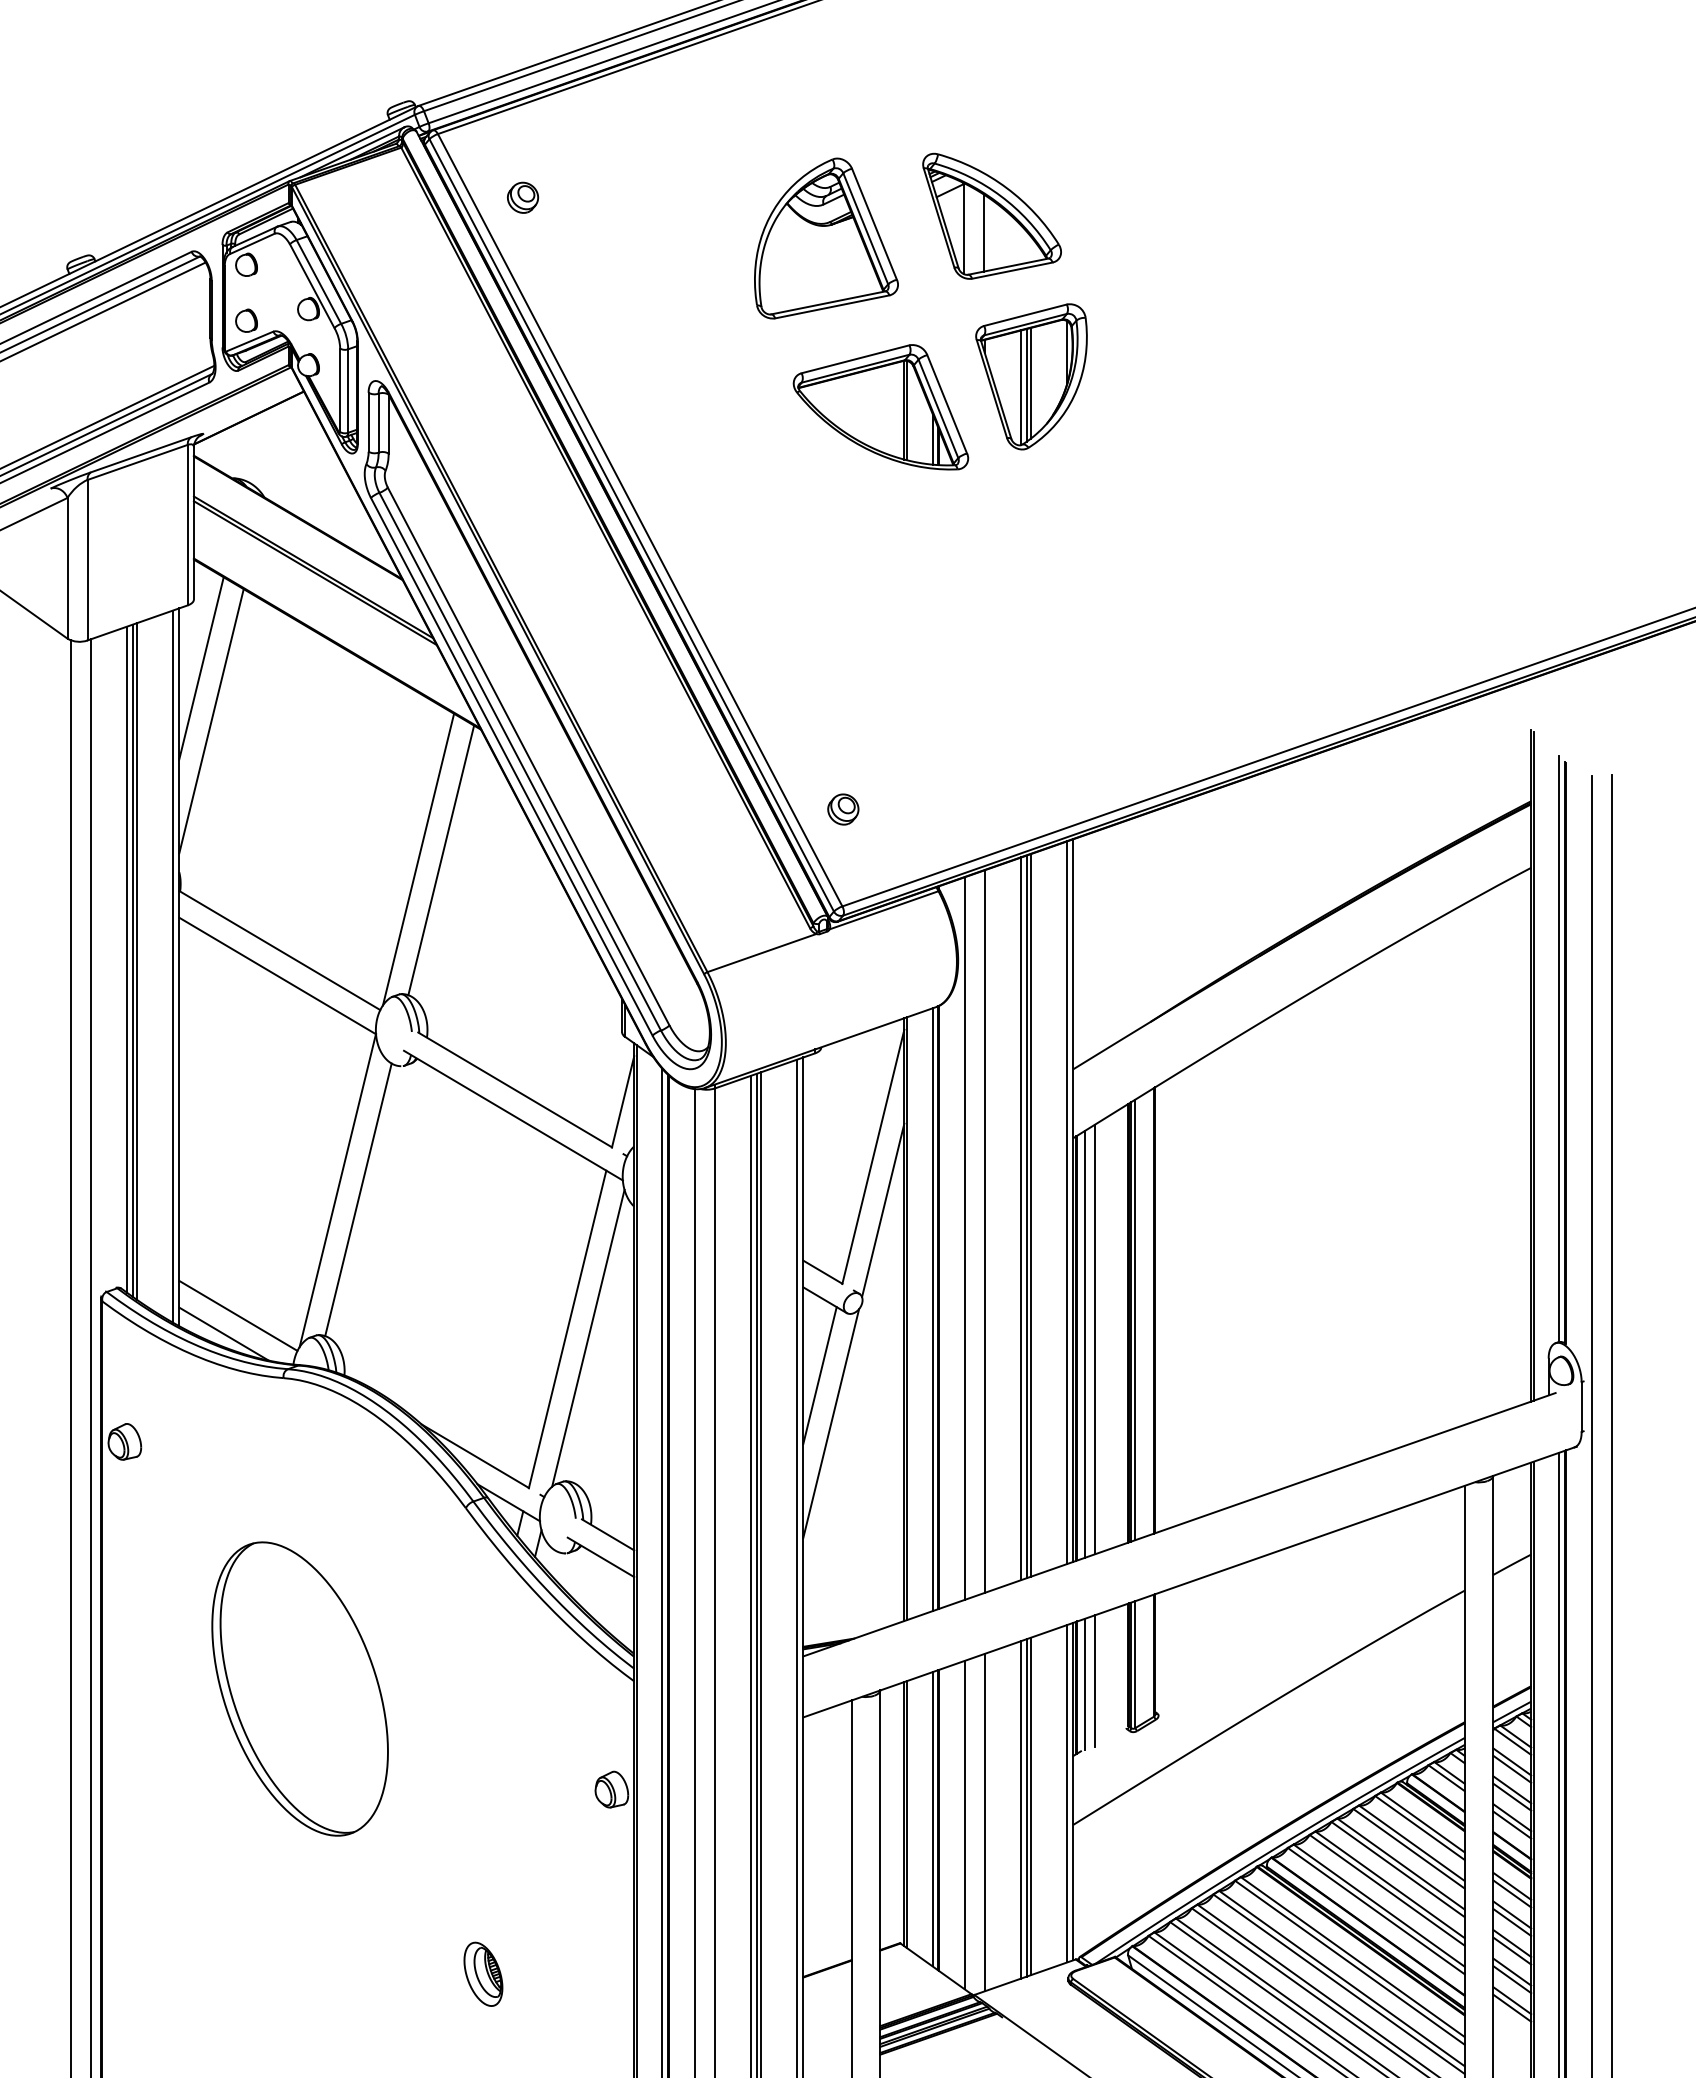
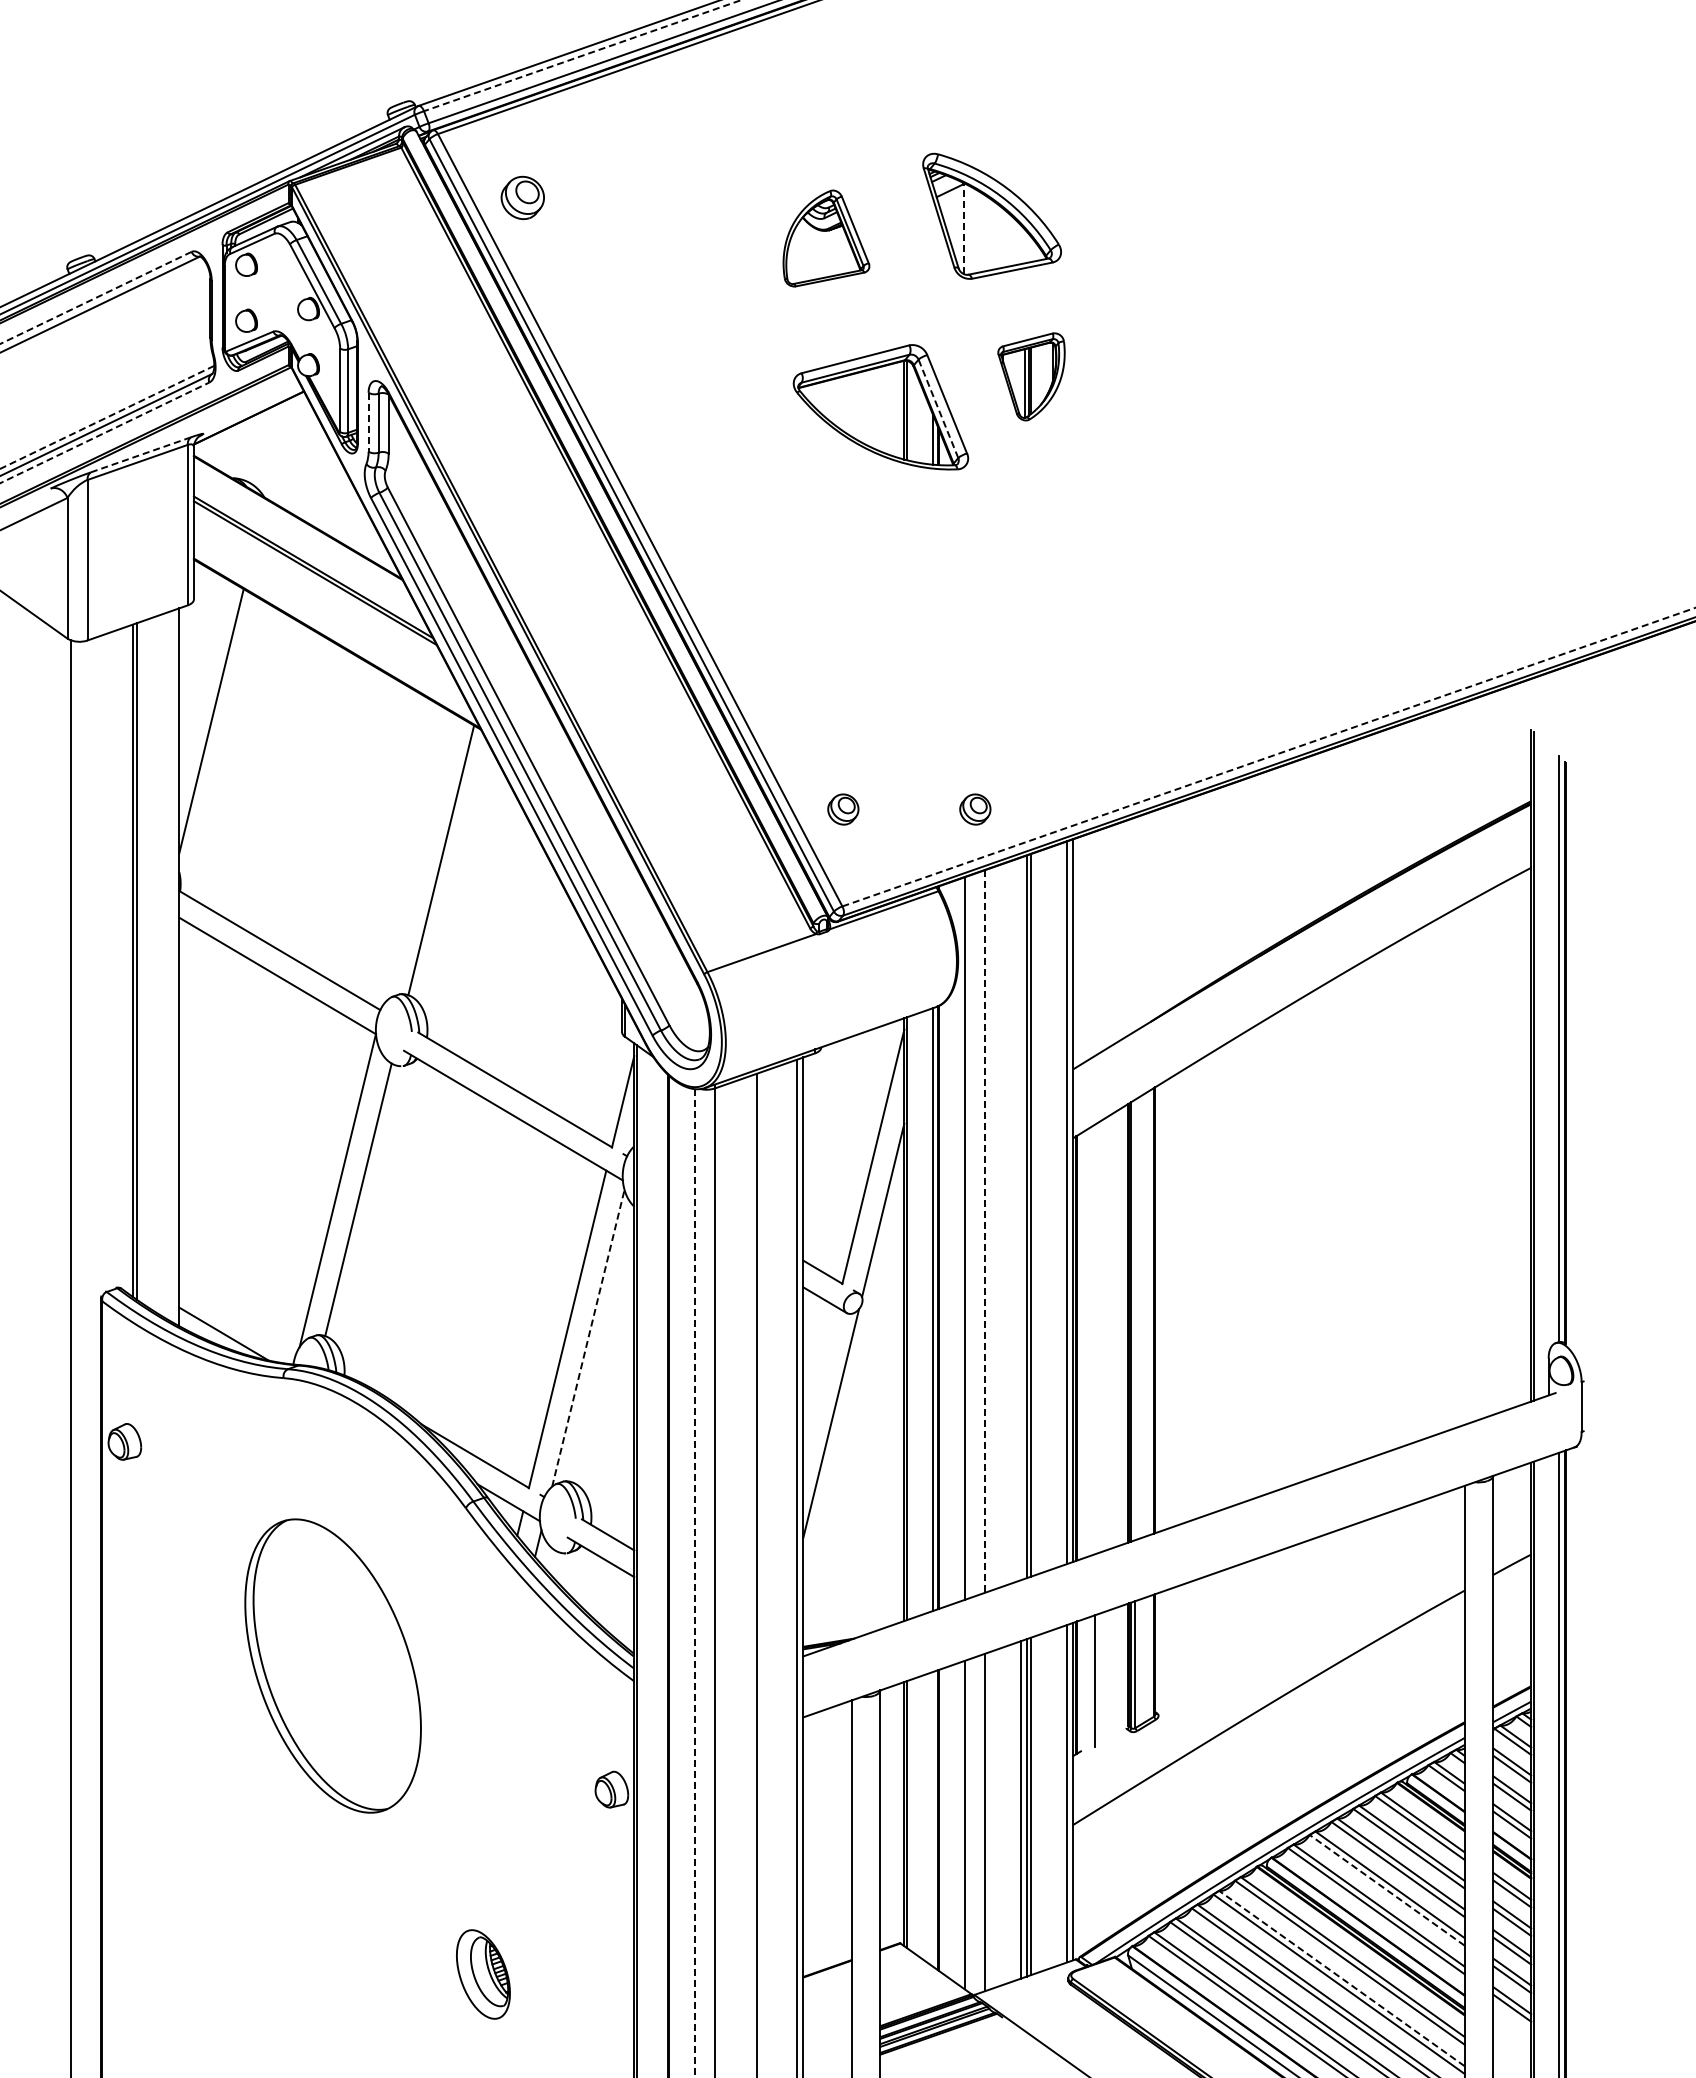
line: solid -> dashed (582, 55)
part size: 33x33 px -> 45x45 px (522, 197)
line: solid -> dashed (963, 229)
line: present -> none (983, 232)
part size: 145x163 px -> 89x99 px (826, 238)
line: solid -> dashed (96, 297)
line: present -> none (103, 311)
part size: 113x148 px -> 69x90 px (1031, 376)
line: solid -> dashed (938, 408)
line: solid -> dashed (107, 417)
line: solid -> dashed (368, 422)
line: solid -> dashed (105, 432)
line: solid -> dashed (140, 455)
line: present -> none (201, 668)
line: solid -> dashed (1269, 756)
part: none -> present (975, 809)
line: present -> none (418, 859)
line: present -> none (127, 959)
line: present -> none (173, 966)
line: present -> none (1021, 1218)
line: solid -> dashed (984, 1232)
line: present -> none (238, 1315)
line: present -> none (1135, 1319)
line: solid -> dashed (588, 1338)
line: present -> none (1094, 1339)
line: present -> none (1084, 1344)
line: present -> none (90, 1356)
line: present -> none (819, 1375)
line: present -> none (1591, 1424)
line: present -> none (1611, 1424)
line: present -> none (662, 1571)
line: present -> none (760, 1573)
line: present -> none (751, 1574)
line: solid -> dashed (694, 1583)
line: present -> none (1084, 1684)
part position: (299, 1688) -> (332, 1665) (332, 1665)
line: present -> none (932, 1819)
line: solid -> dashed (1386, 1890)
part size: 41x66 px -> 55x91 px (483, 1974)
line: solid -> dashed (1341, 1978)
